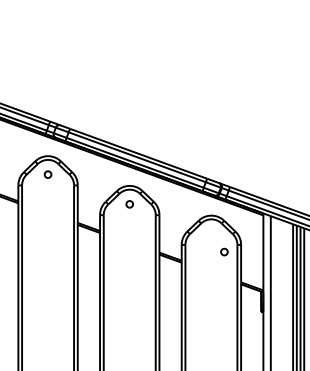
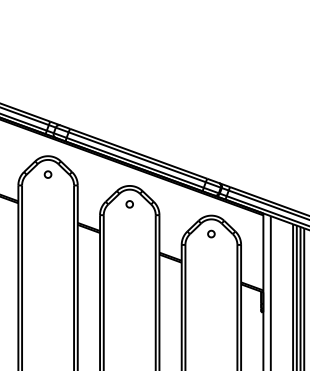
part position: (224, 251) -> (211, 233) (211, 233)
